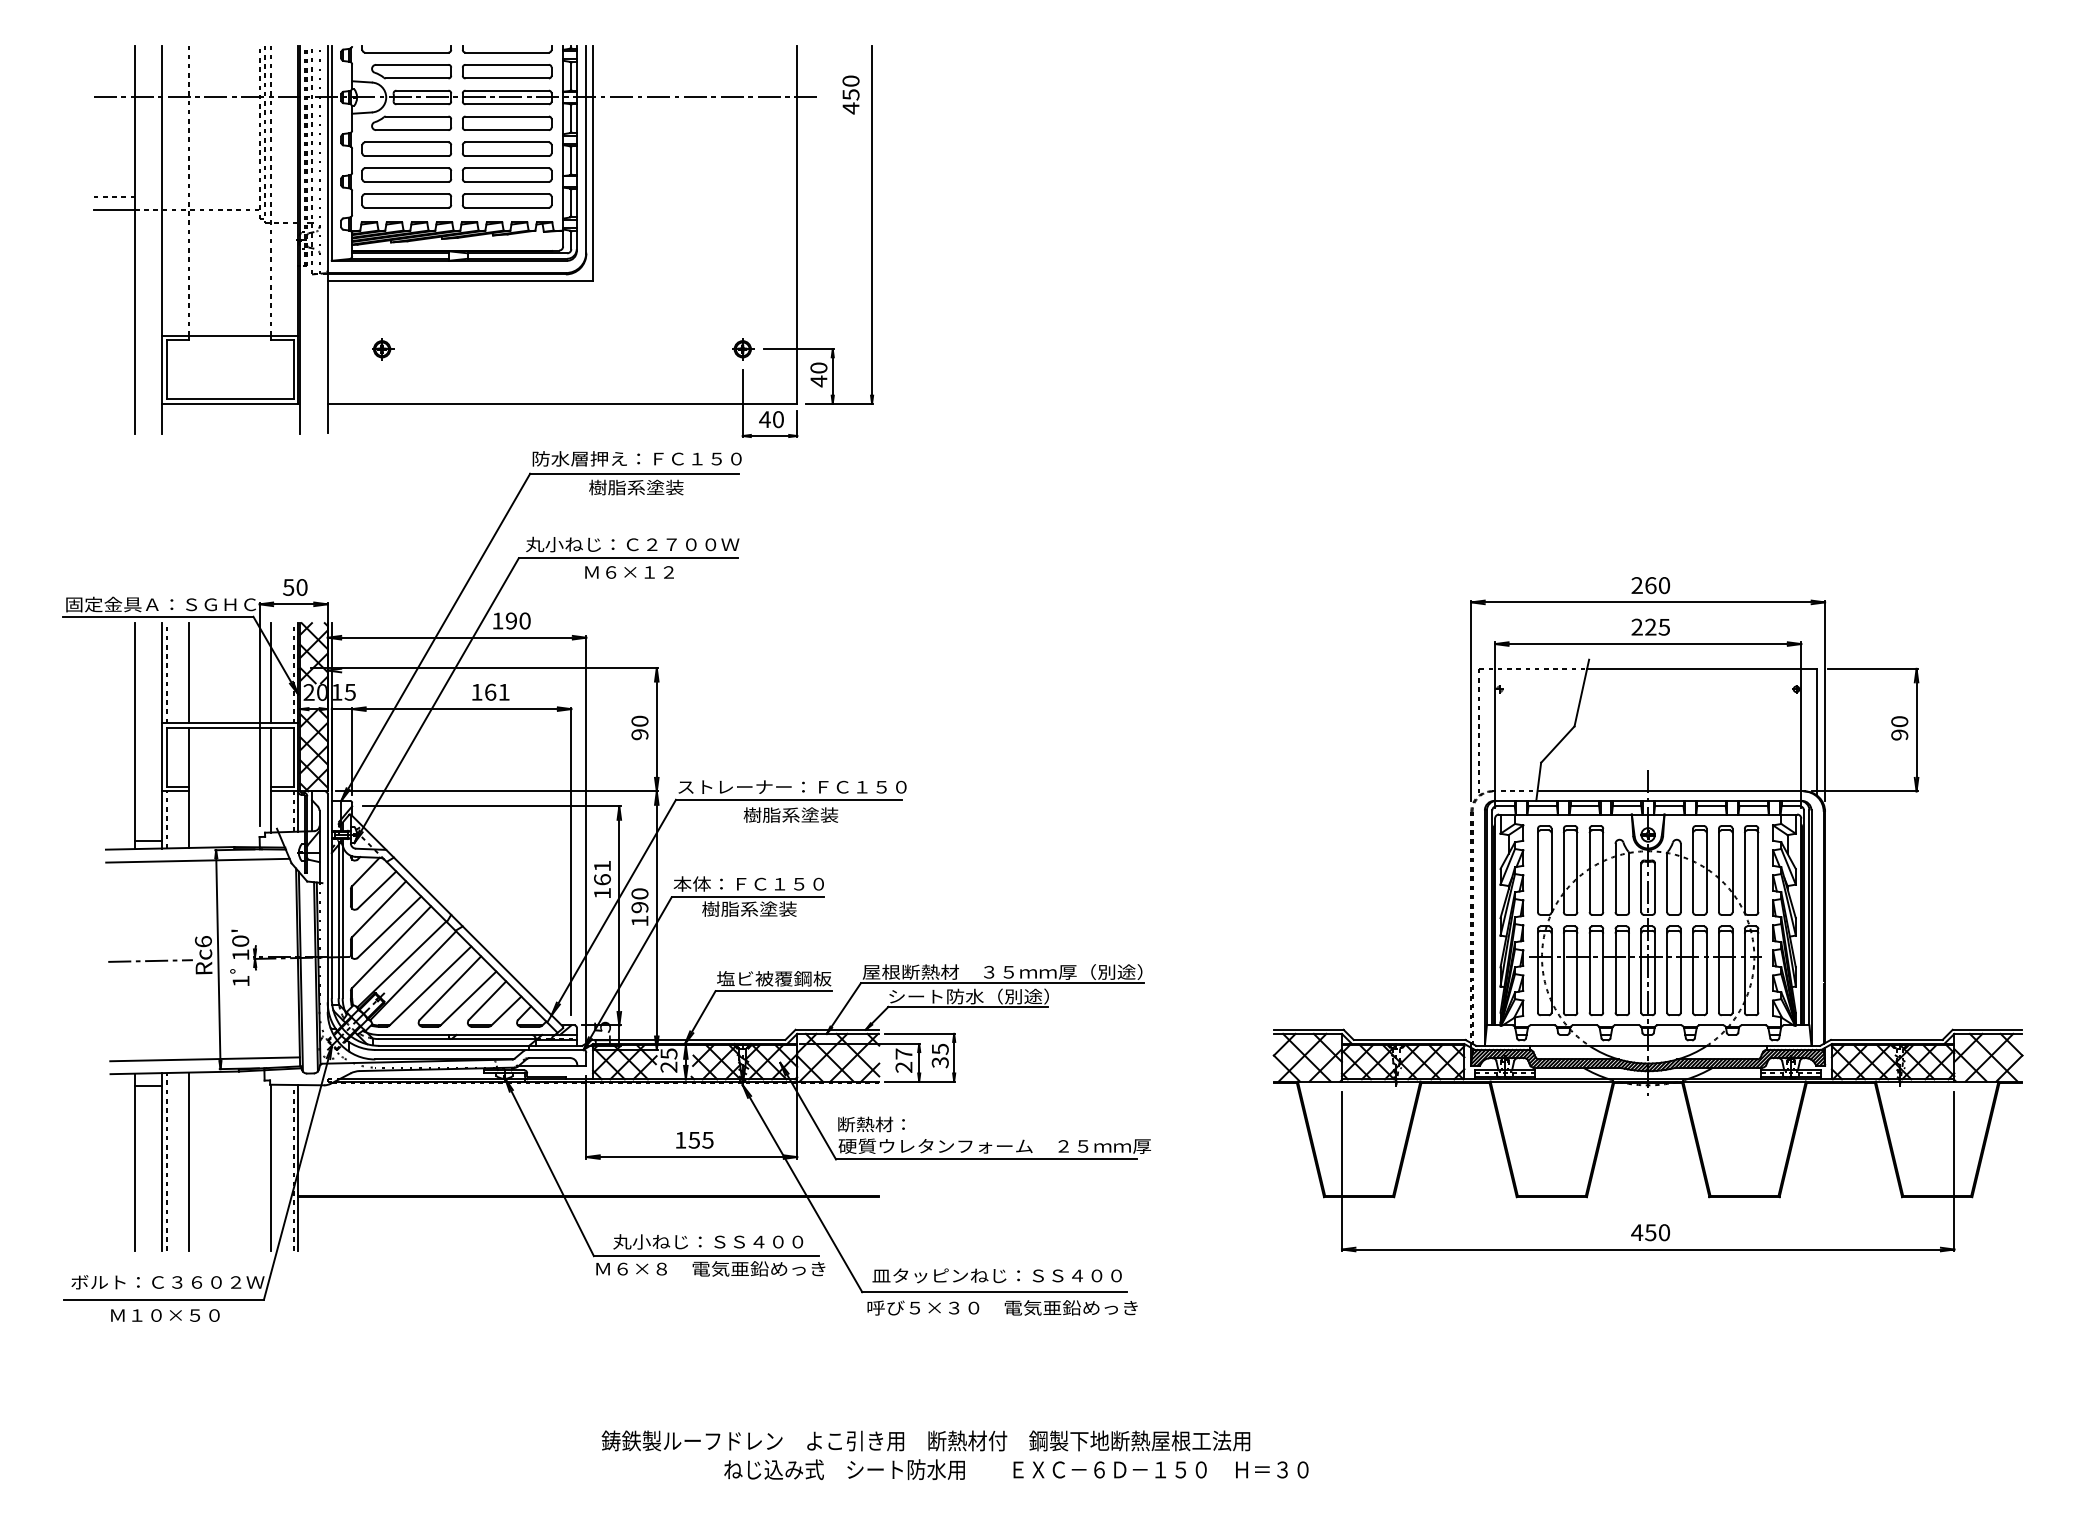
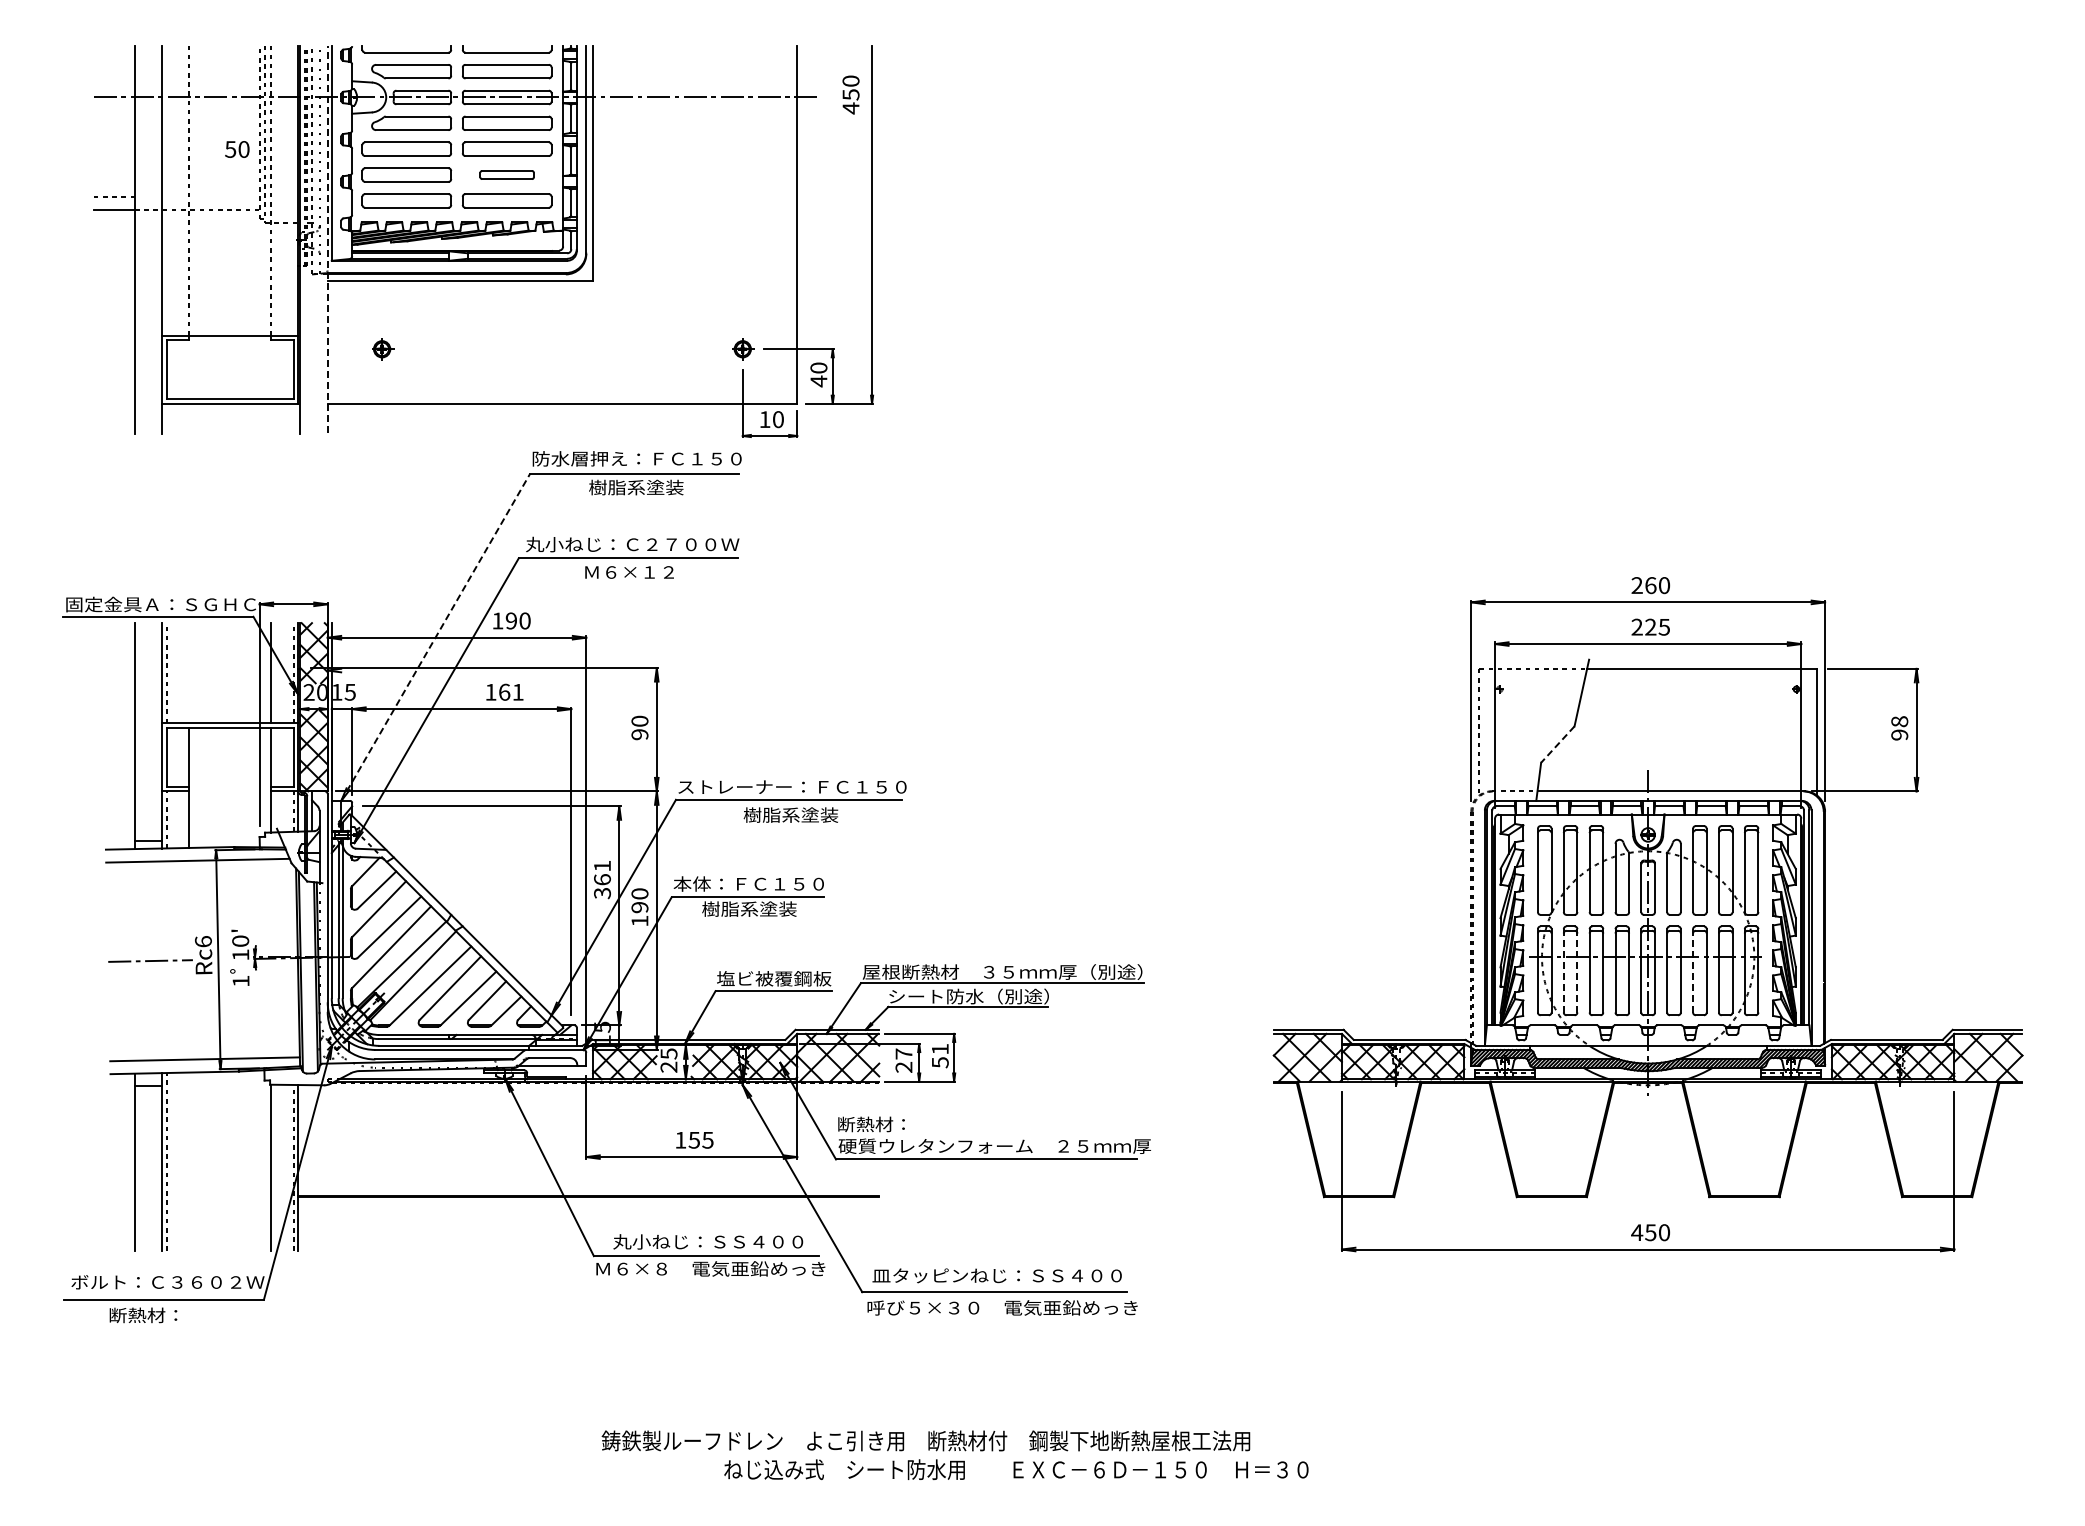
part size: 92x16 px -> 56x10 px (506, 174)
line: solid -> dashed (327, 239)
text: 40 -> 10 (764, 419)
text position: (295, 587) -> (237, 149) (237, 149)
line: solid -> dashed (435, 637)
line: present -> none (189, 673)
text position: (490, 691) -> (504, 691) (504, 691)
text: 90 -> 98 (1899, 721)
line: solid -> dashed (1557, 744)
text: 161 -> 361 (602, 893)
line: solid -> dashed (1563, 970)
line: solid -> dashed (1577, 970)
line: solid -> dashed (1693, 970)
text: 35 -> 51 (939, 1055)
line: present -> none (189, 1161)
text: Ｍ１０×５０ -> 断熱材： (164, 1315)
